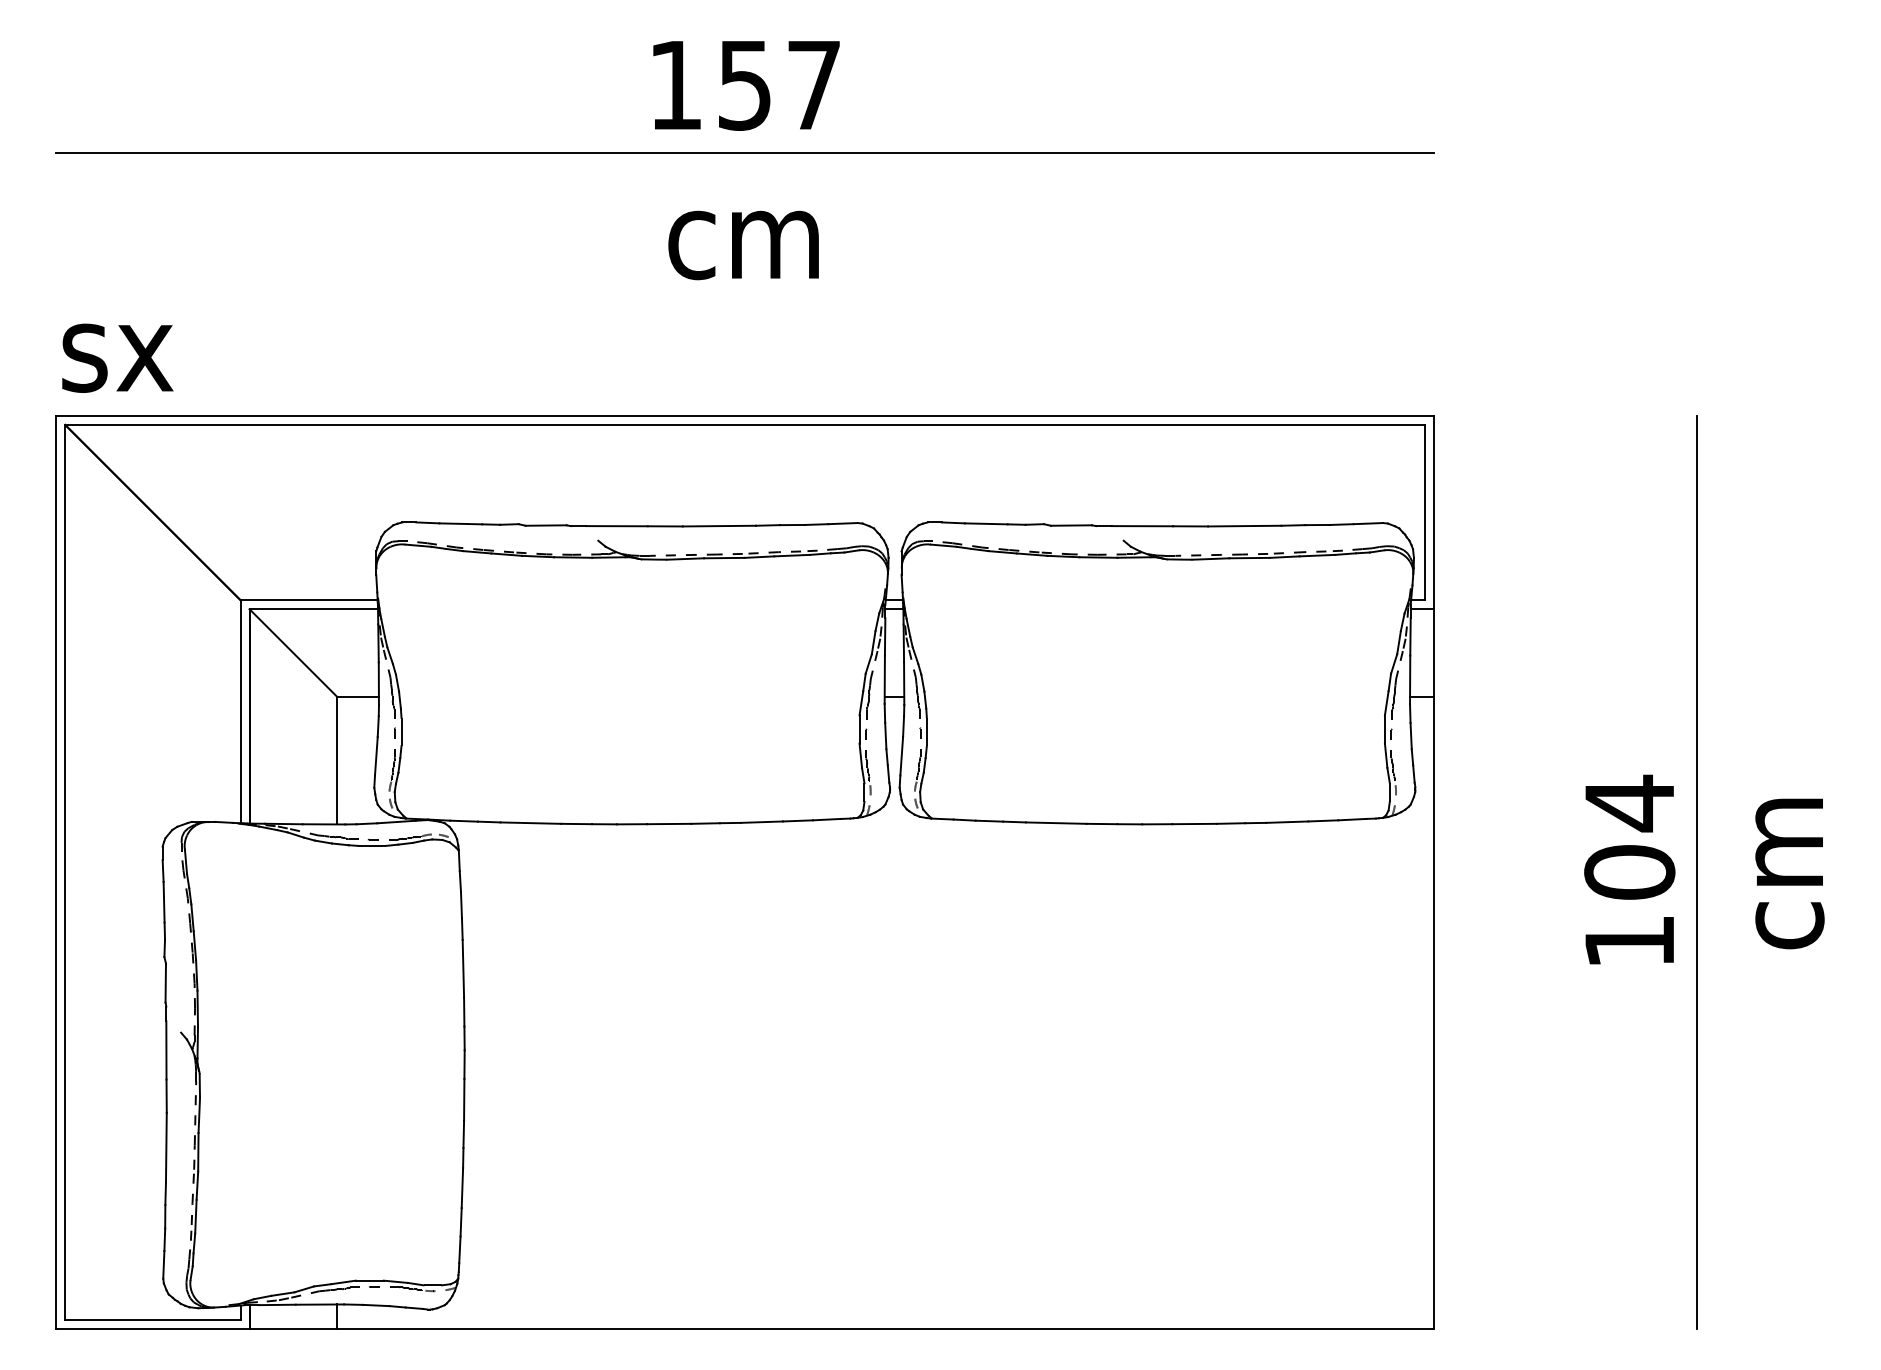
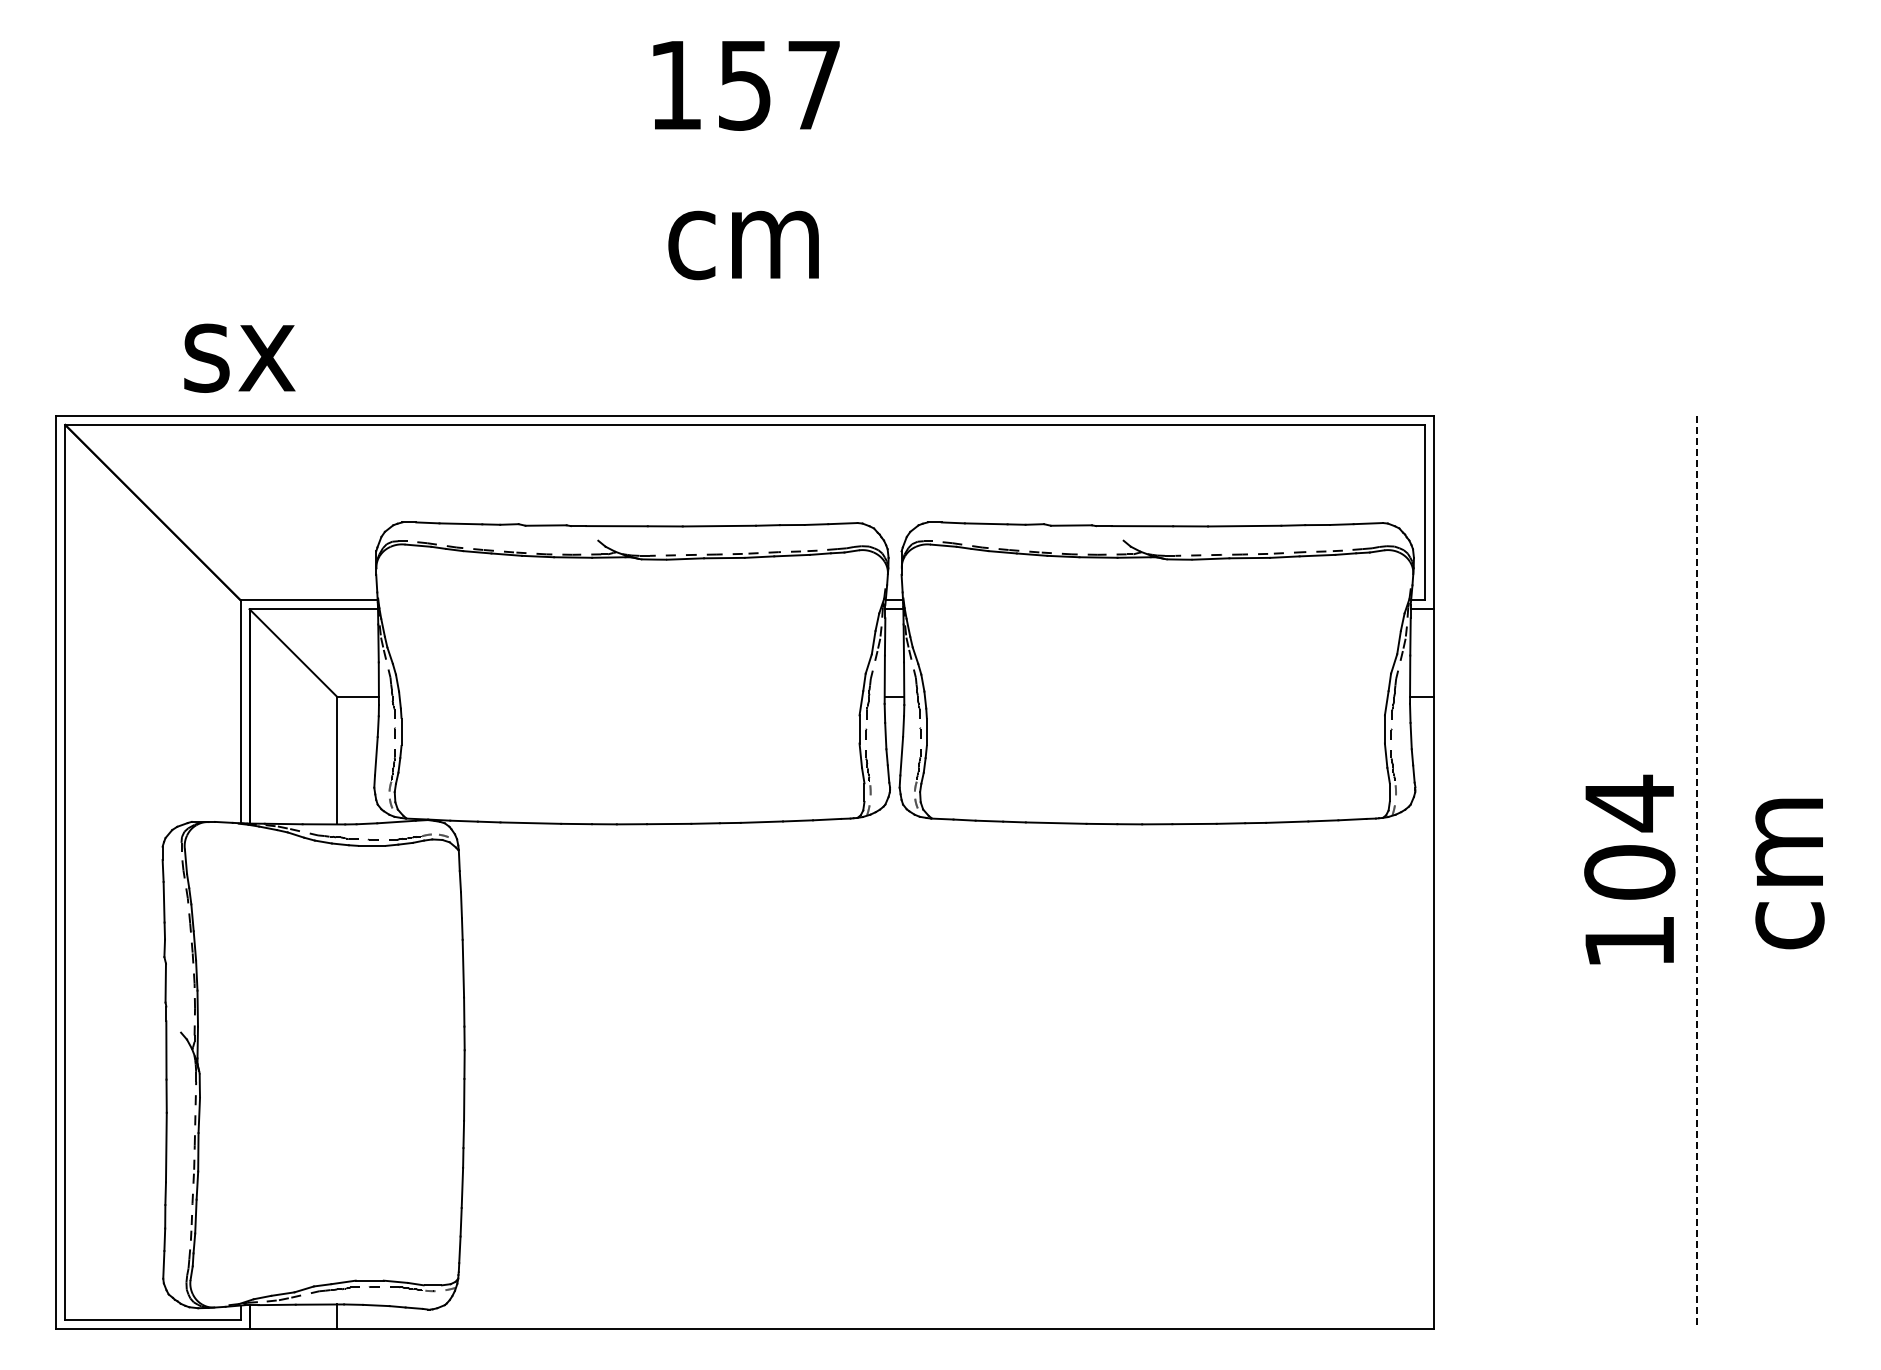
line: present -> none (745, 152)
text position: (117, 357) -> (239, 357) (239, 357)
line: solid -> dashed (1697, 872)
